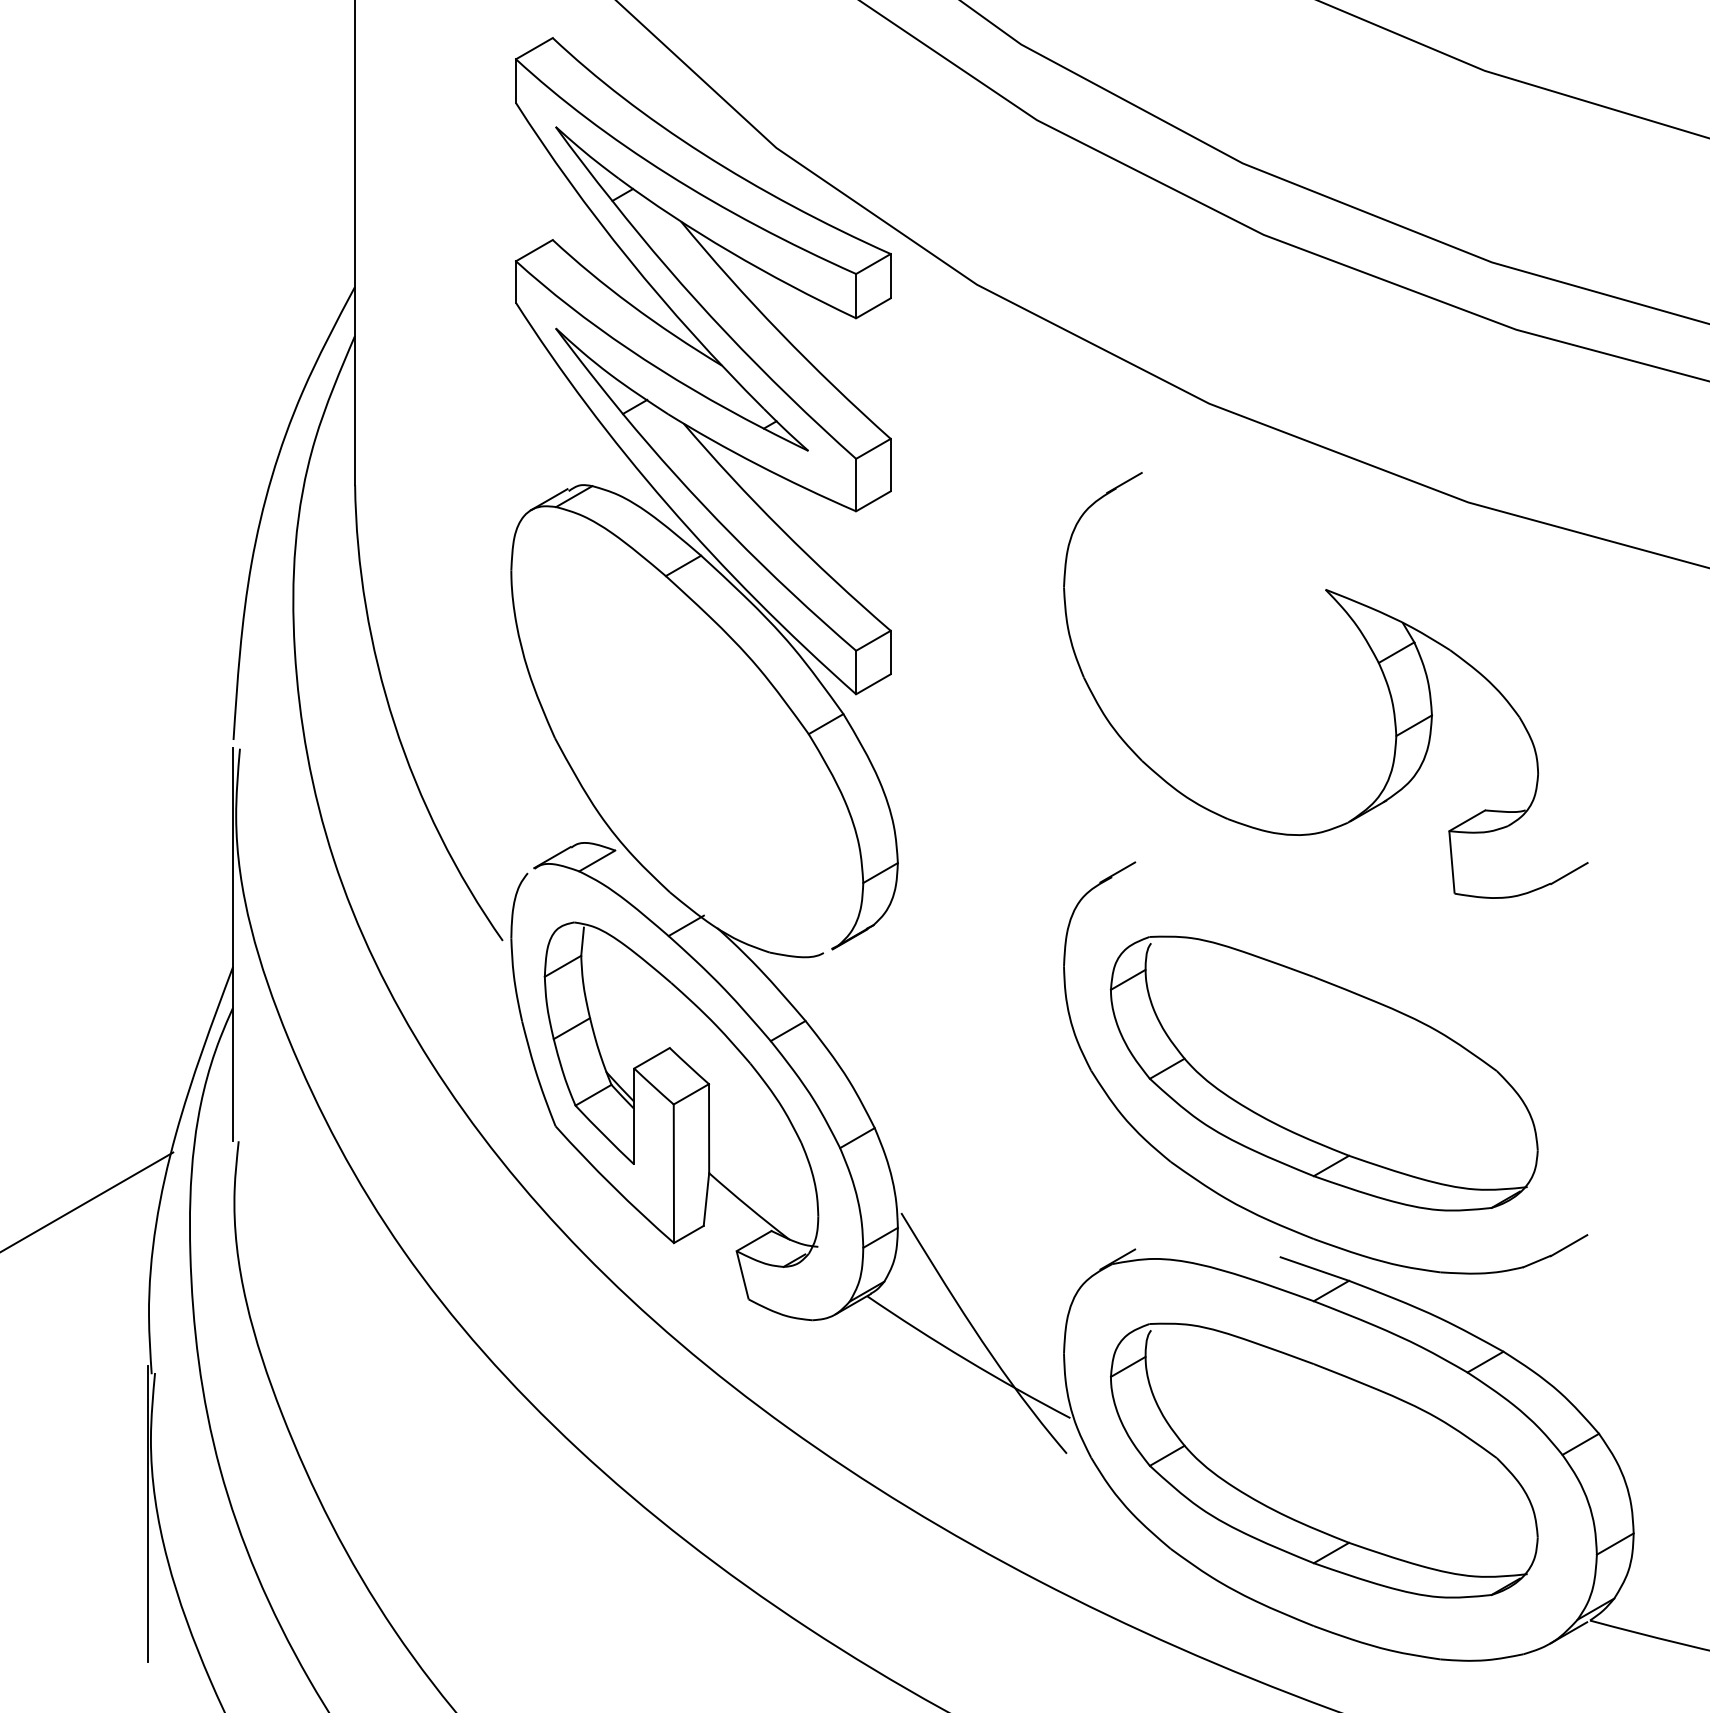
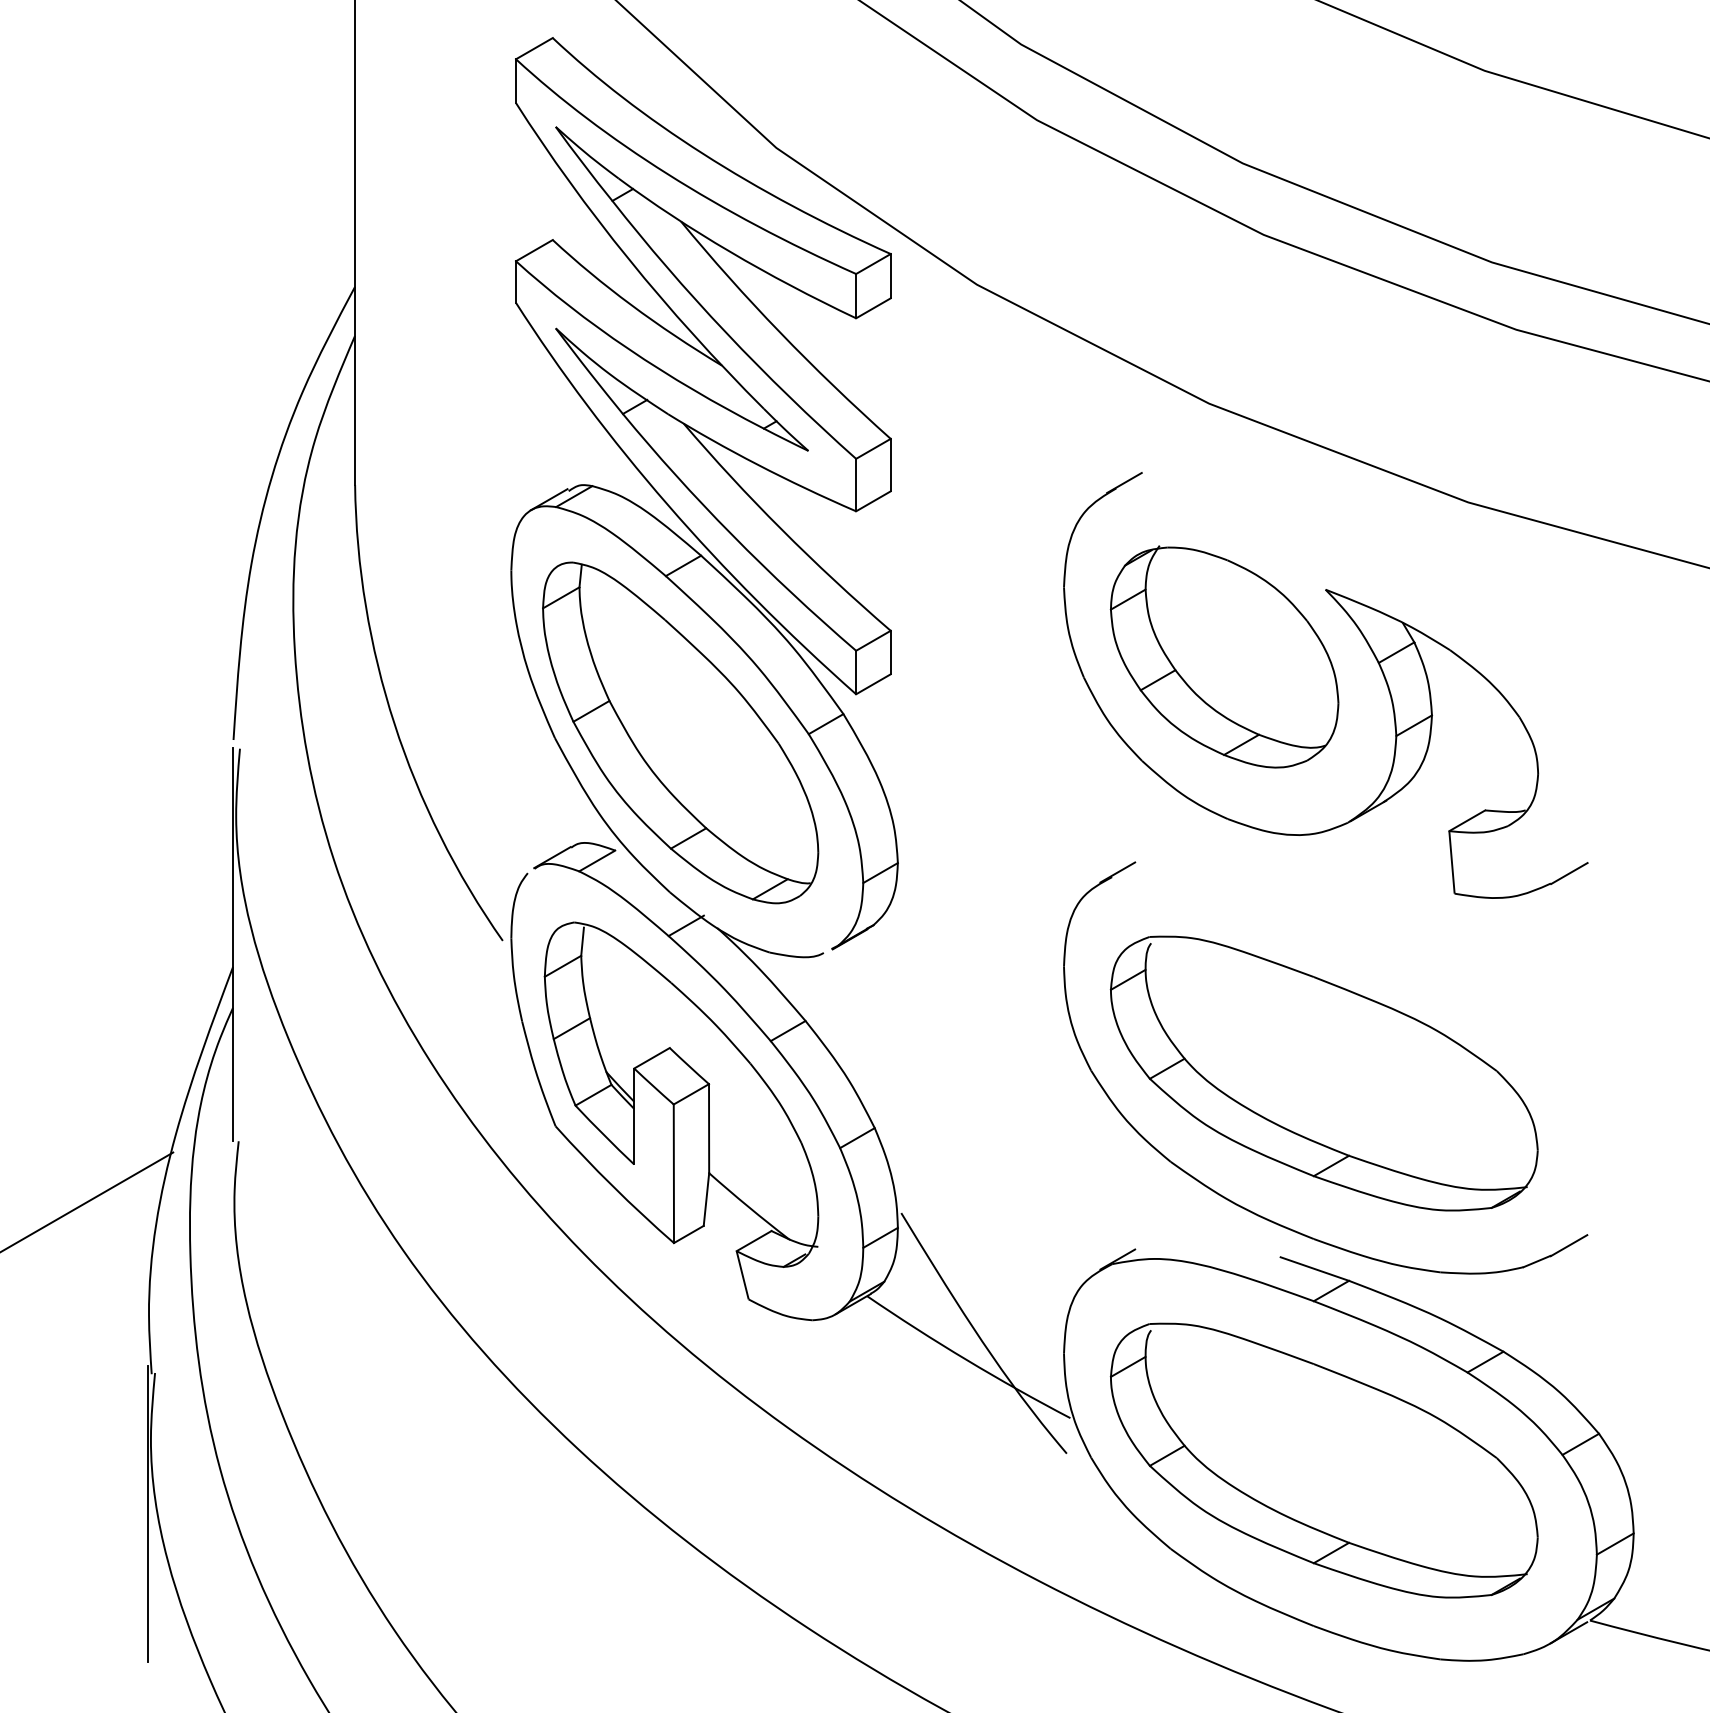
part: none -> present (1224, 656)
part: none -> present (680, 732)
